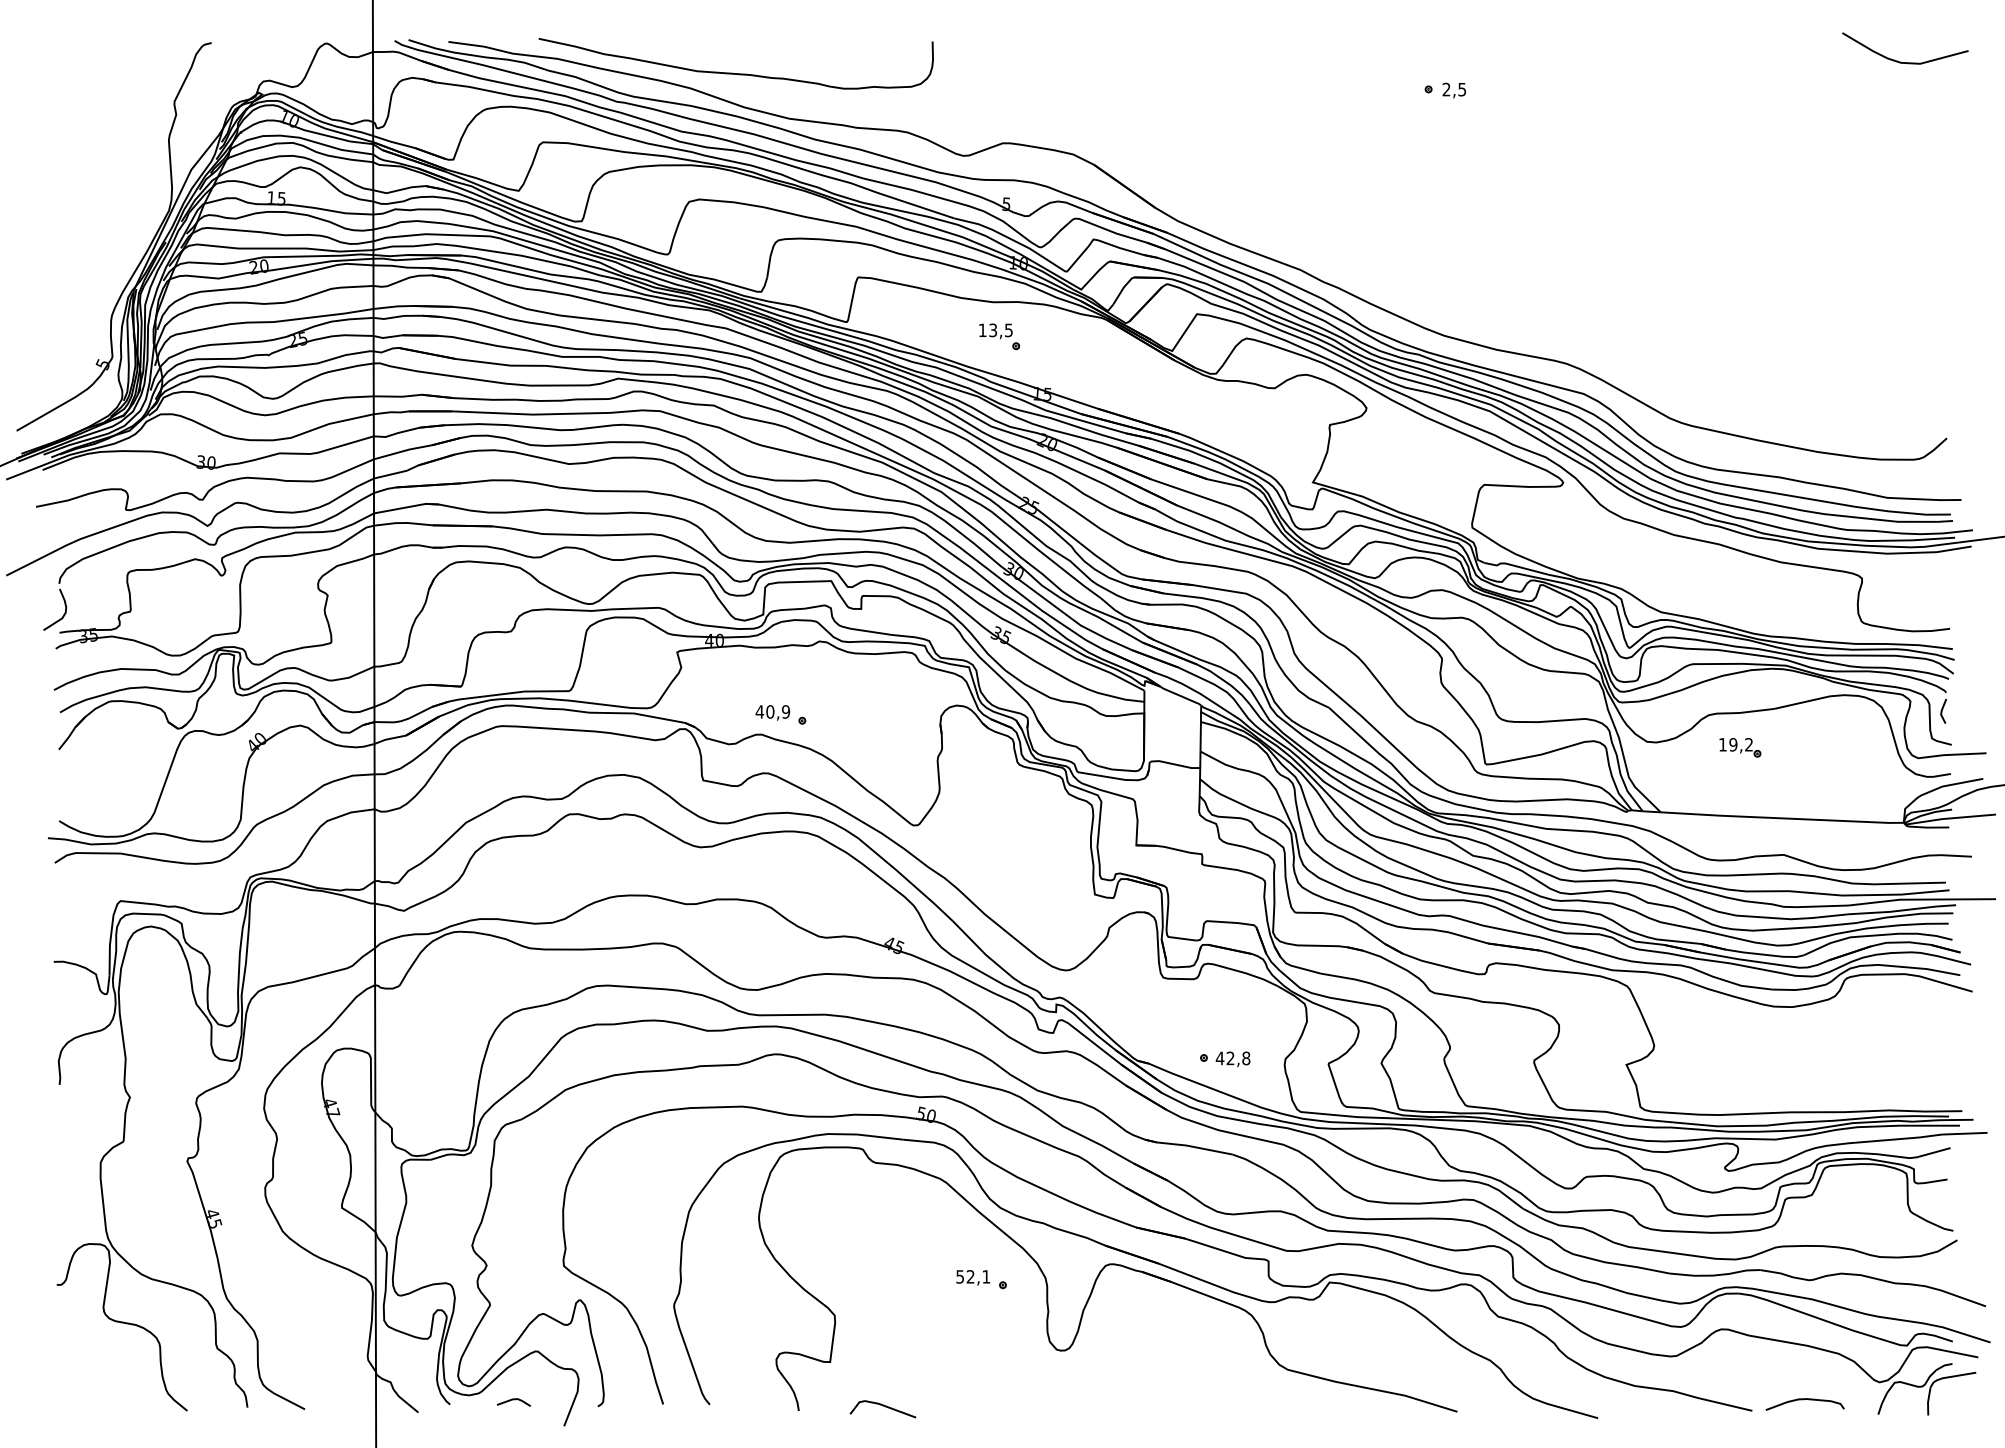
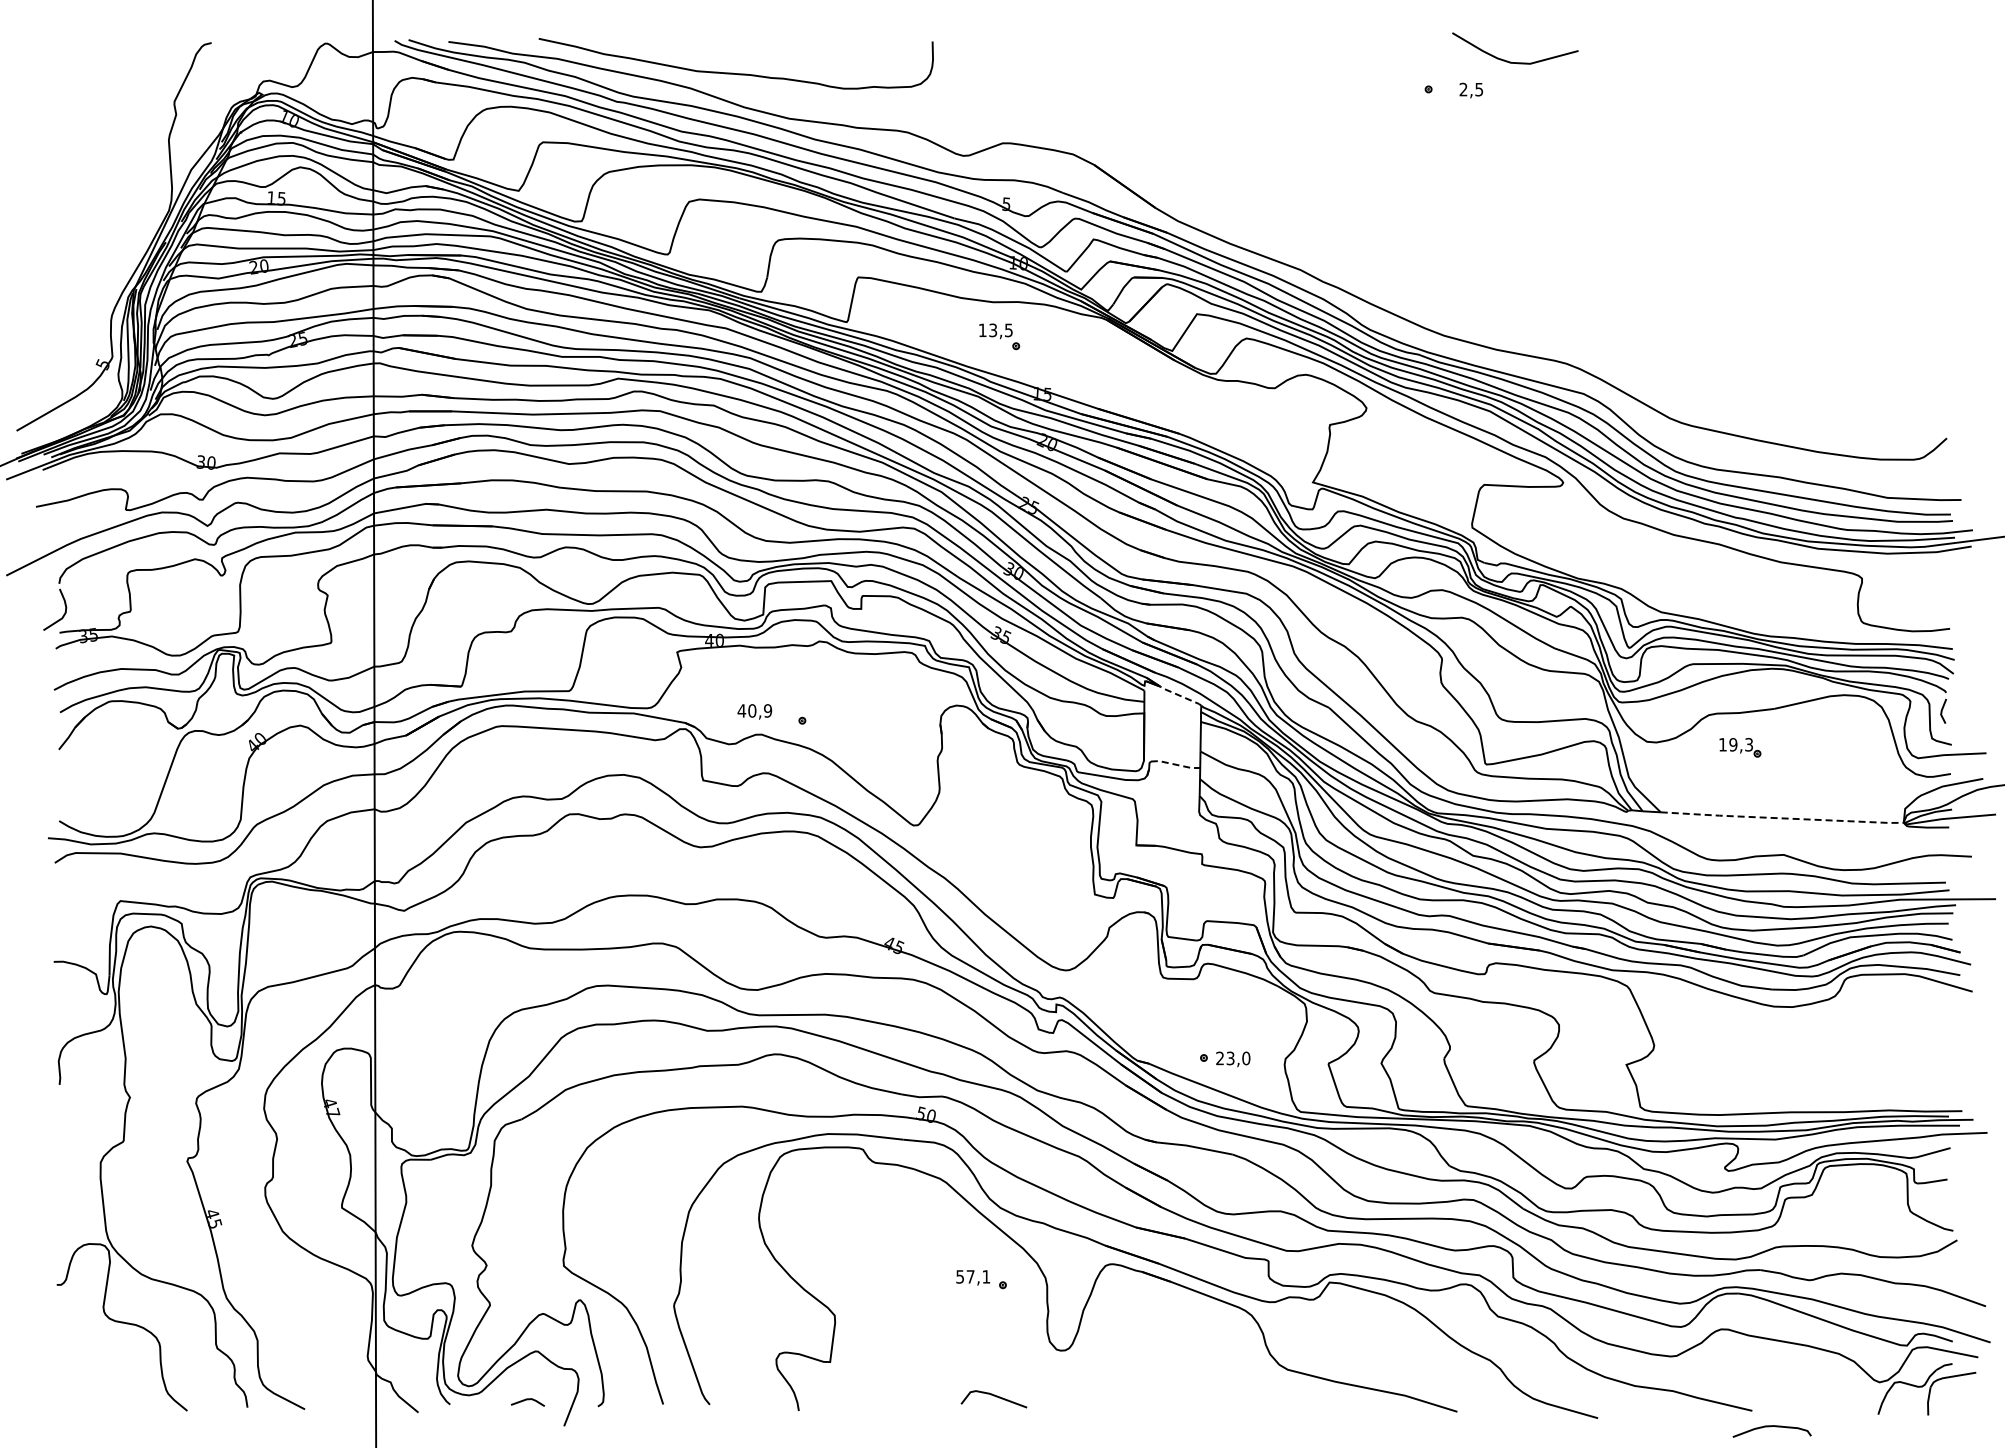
curve position: (1901, 61) -> (1511, 61) (1511, 61)
text position: (1453, 90) -> (1470, 90) (1470, 90)
line: solid -> dashed (1180, 696)
text position: (772, 712) -> (754, 711) (754, 711)
text: 19,2 -> 19,3 (1748, 744)
line: solid -> dashed (1175, 764)
line: solid -> dashed (1782, 818)
text: 42,8 -> 23,0 (1232, 1058)
text: 52,1 -> 57,1 (970, 1276)
line position: (513, 1400) -> (527, 1400) (527, 1400)
curve position: (1803, 1400) -> (1770, 1427) (1770, 1427)
line position: (882, 1406) -> (993, 1396) (993, 1396)
